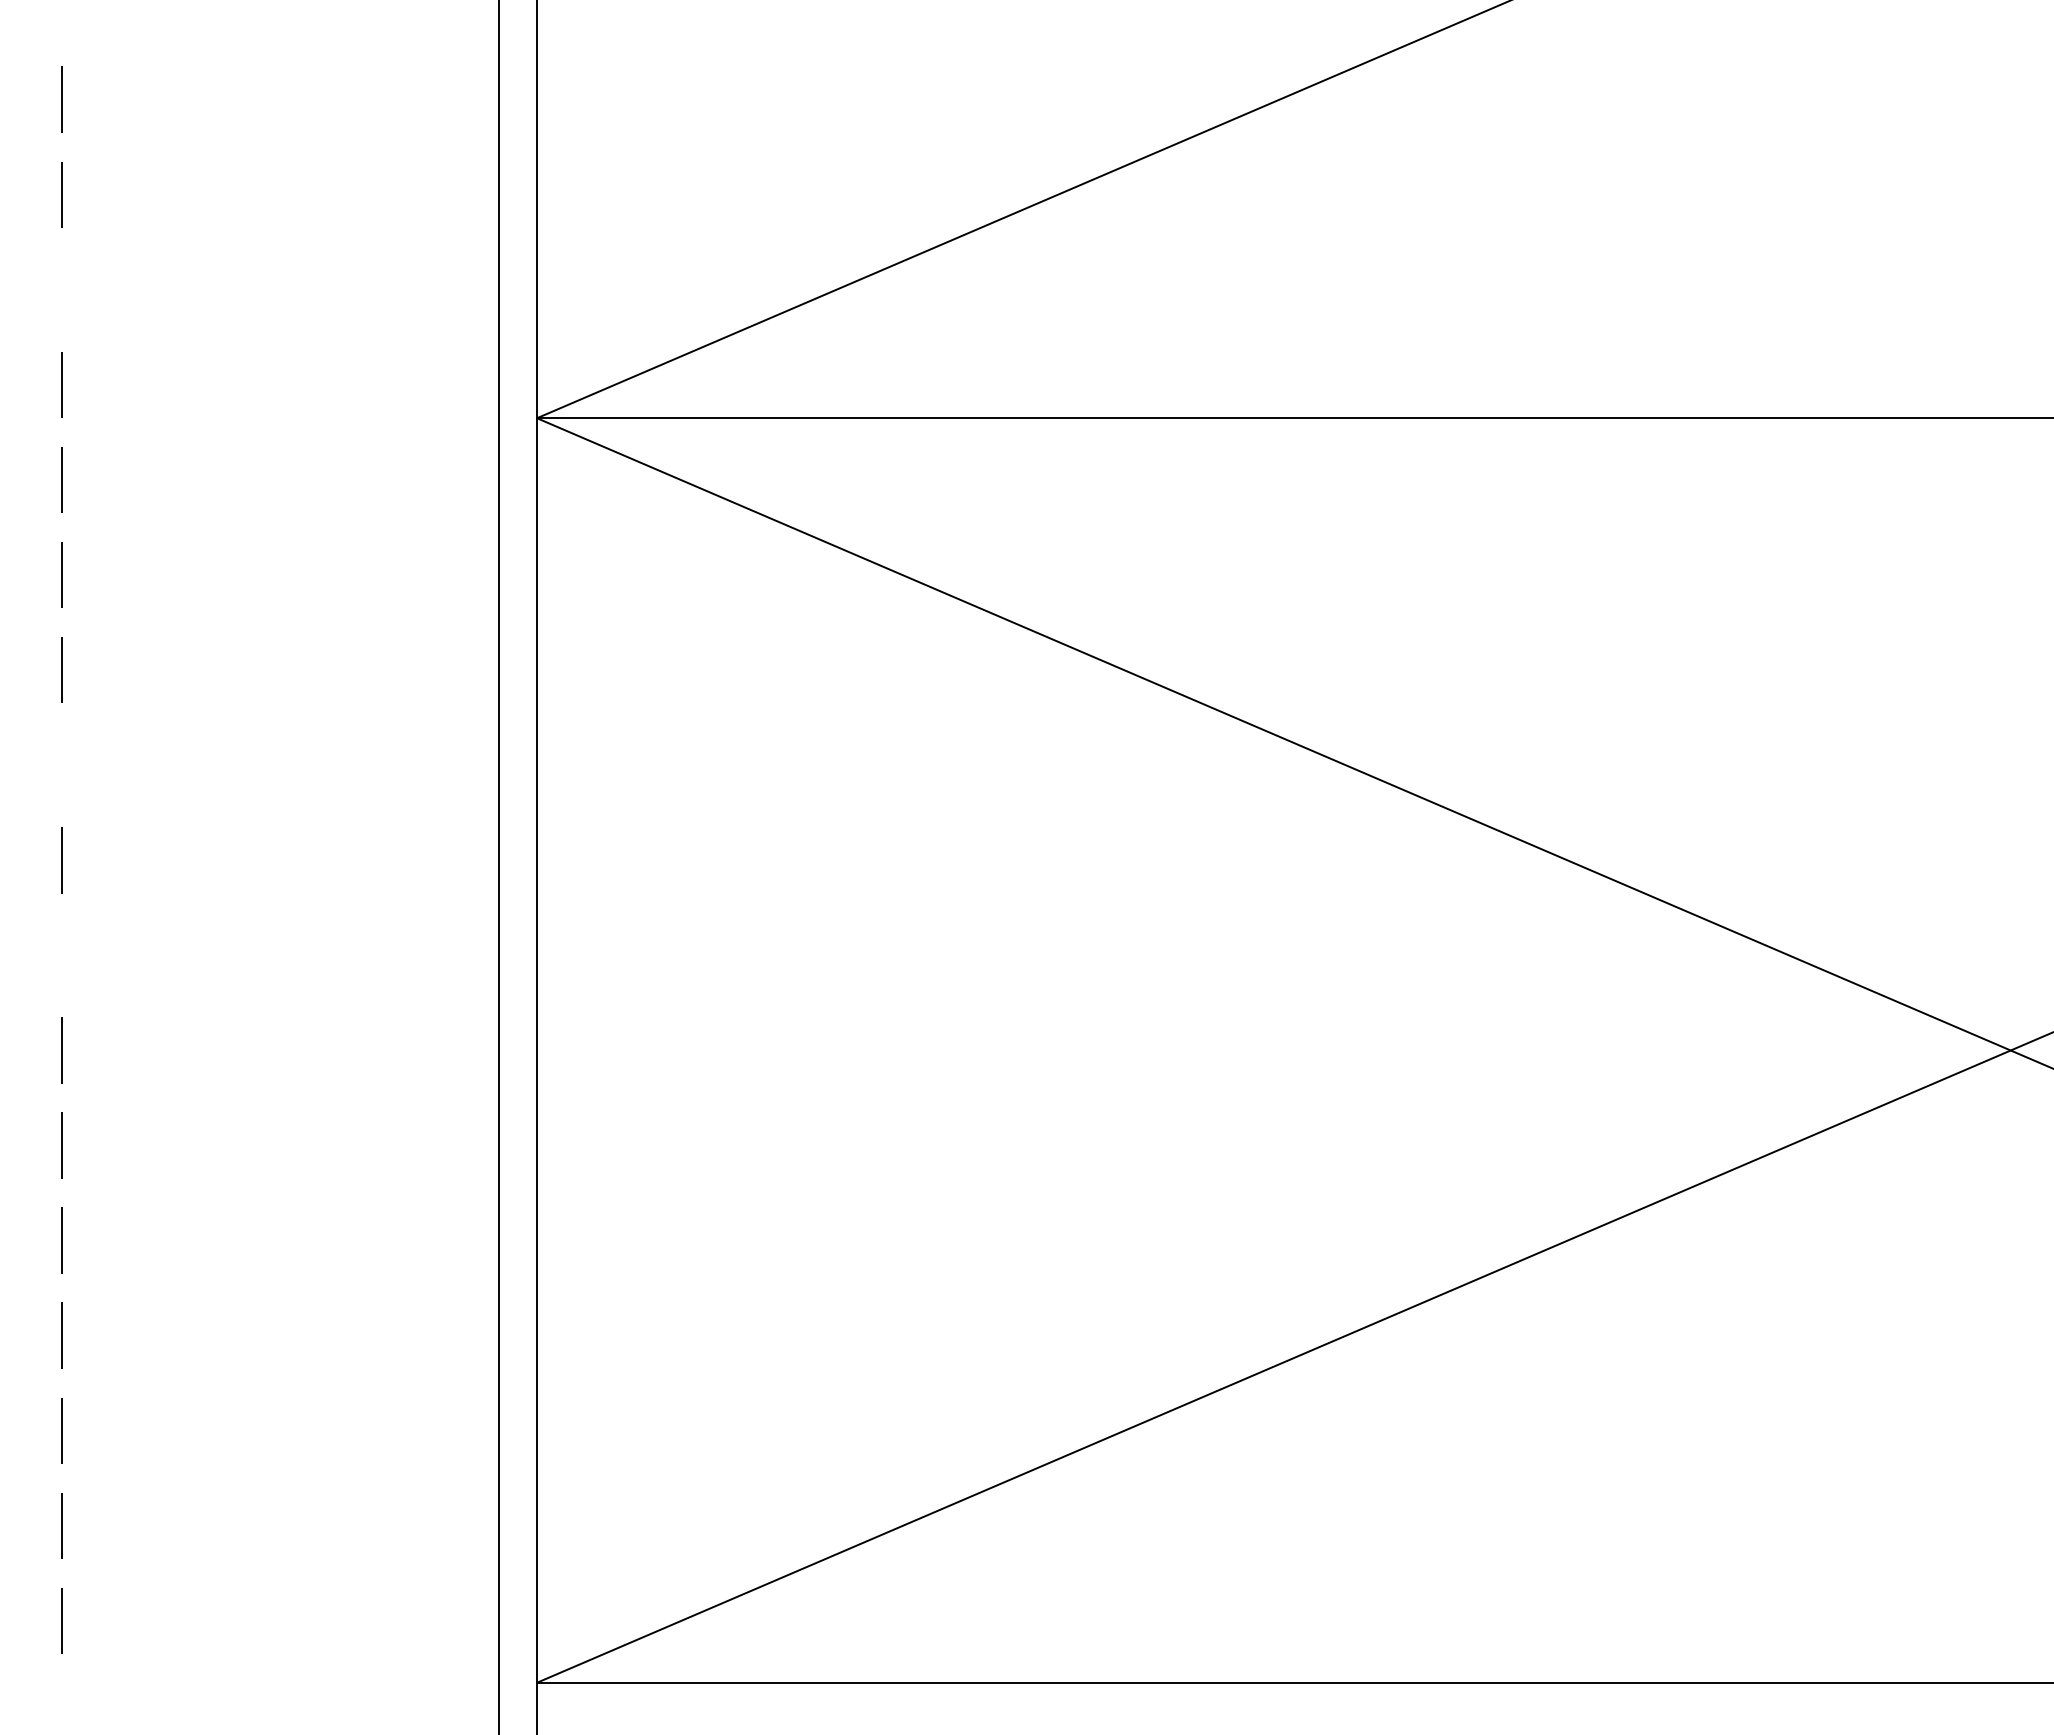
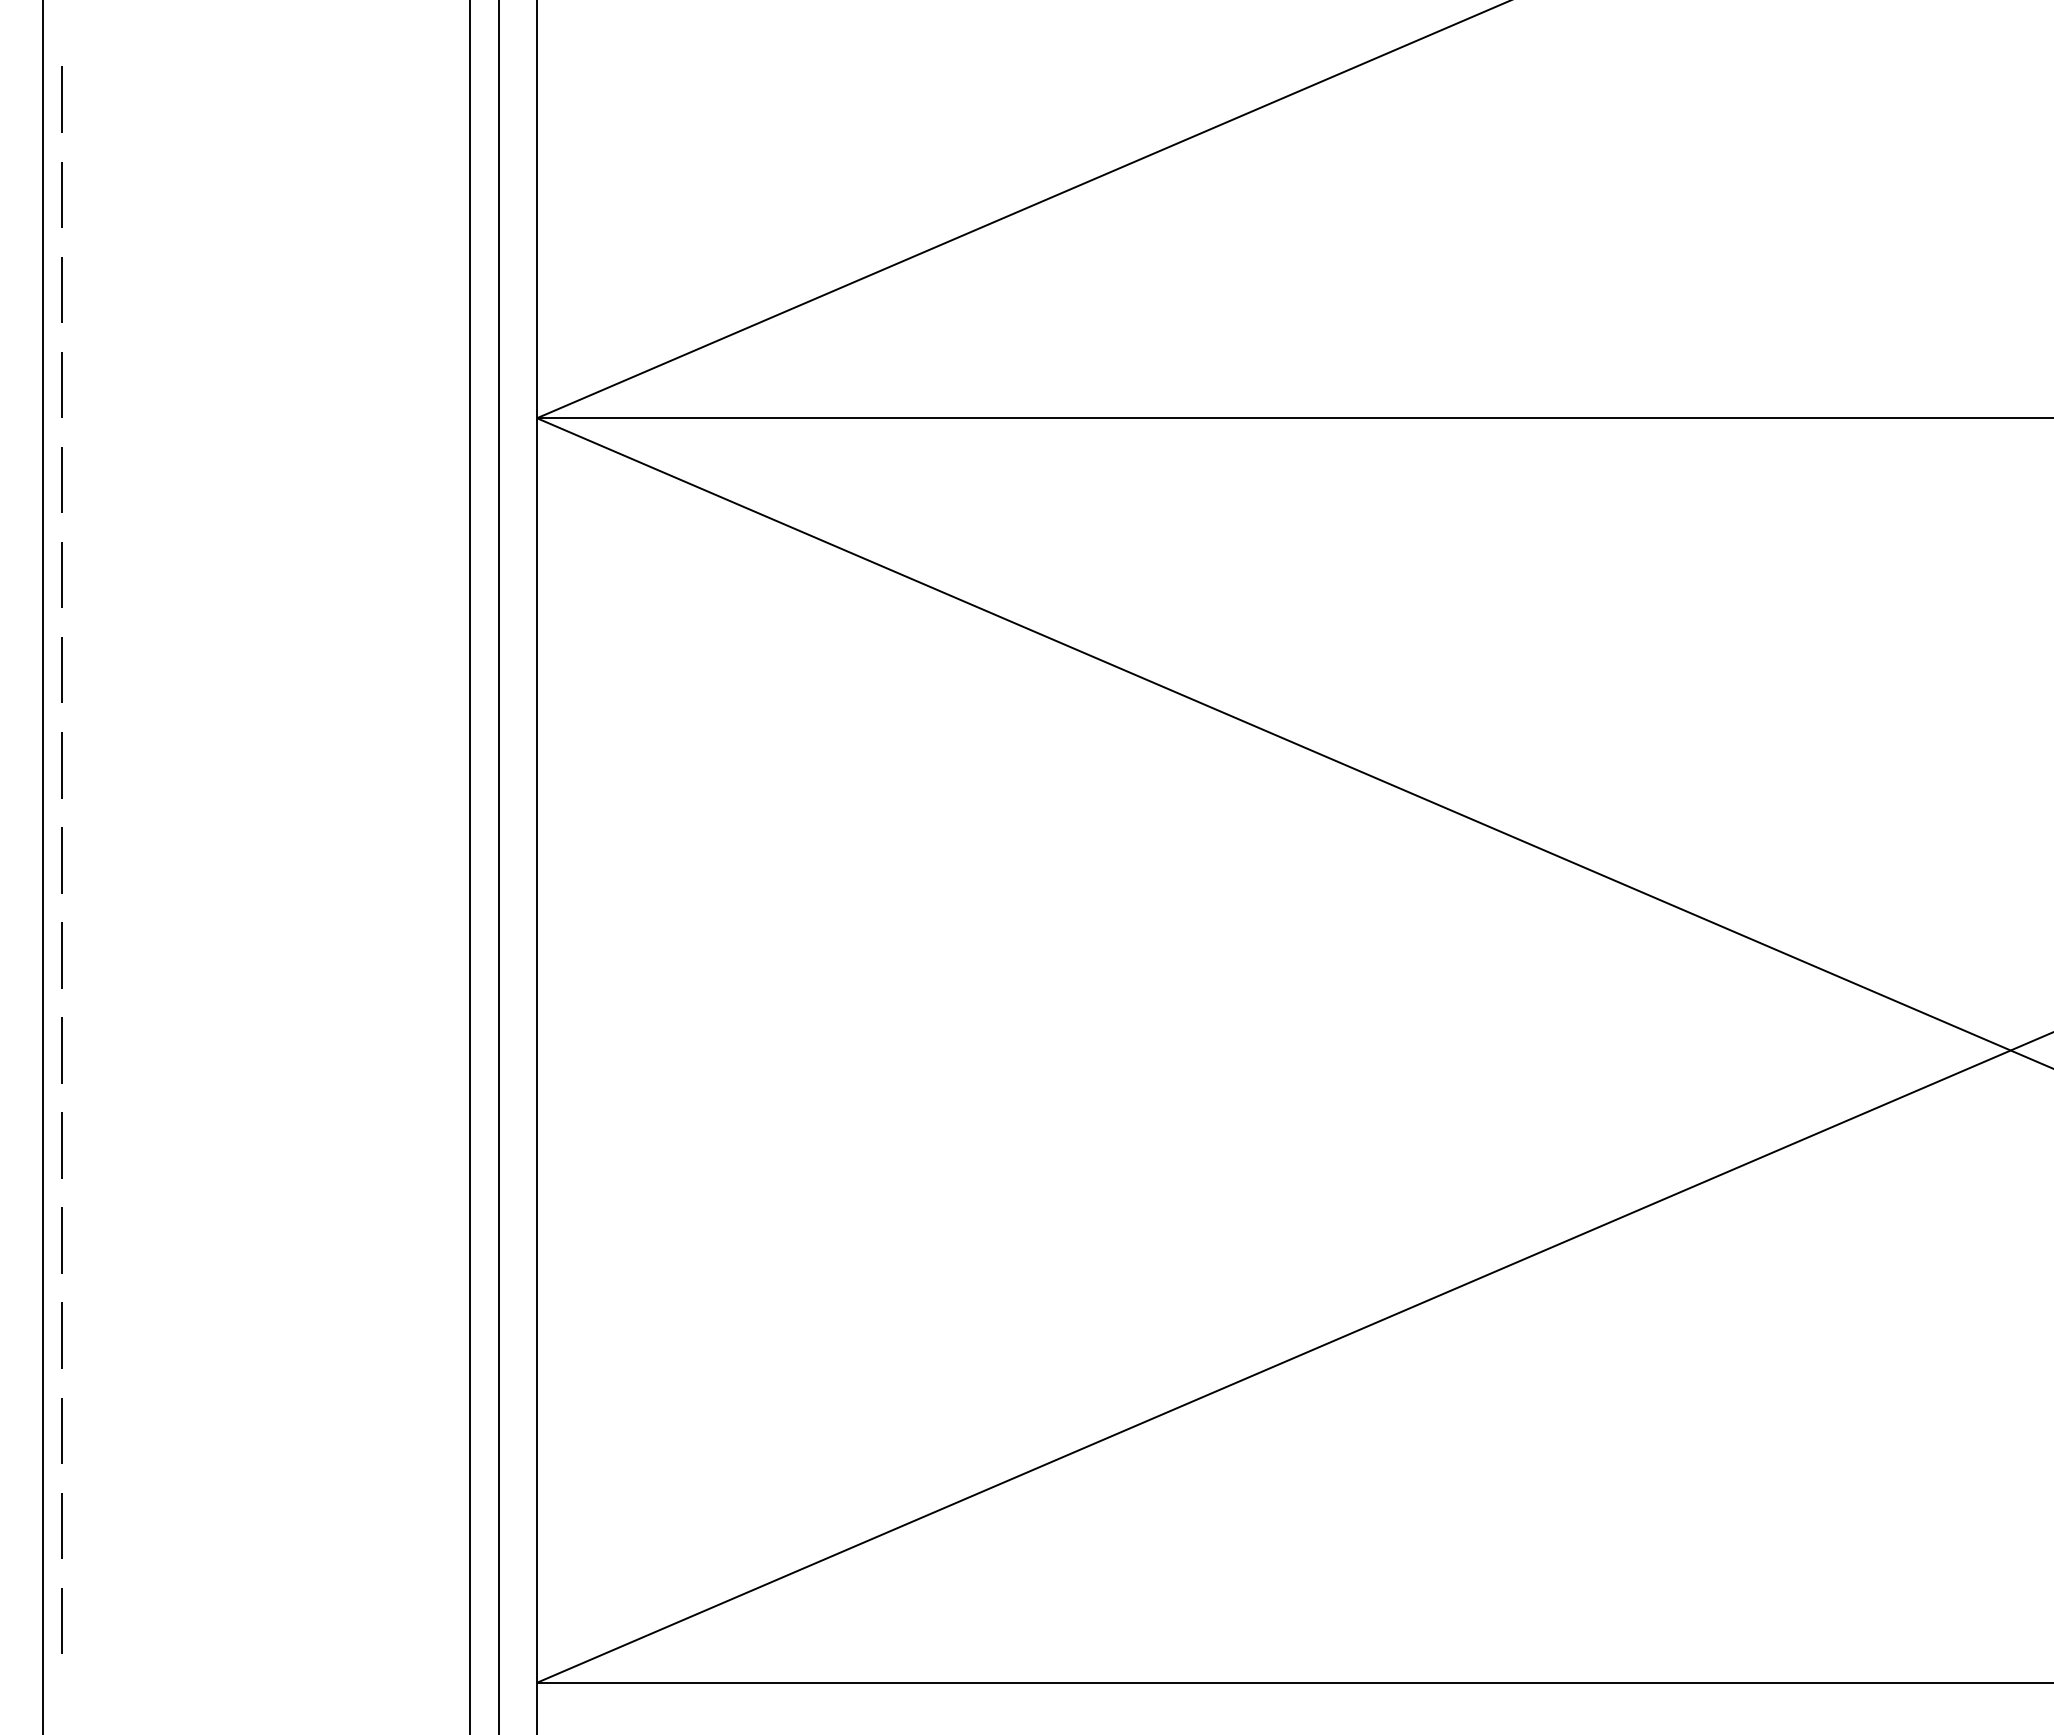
line: none -> present (61, 289)
line: none -> present (61, 765)
line: none -> present (42, 866)
line: none -> present (470, 866)
line: none -> present (61, 955)
